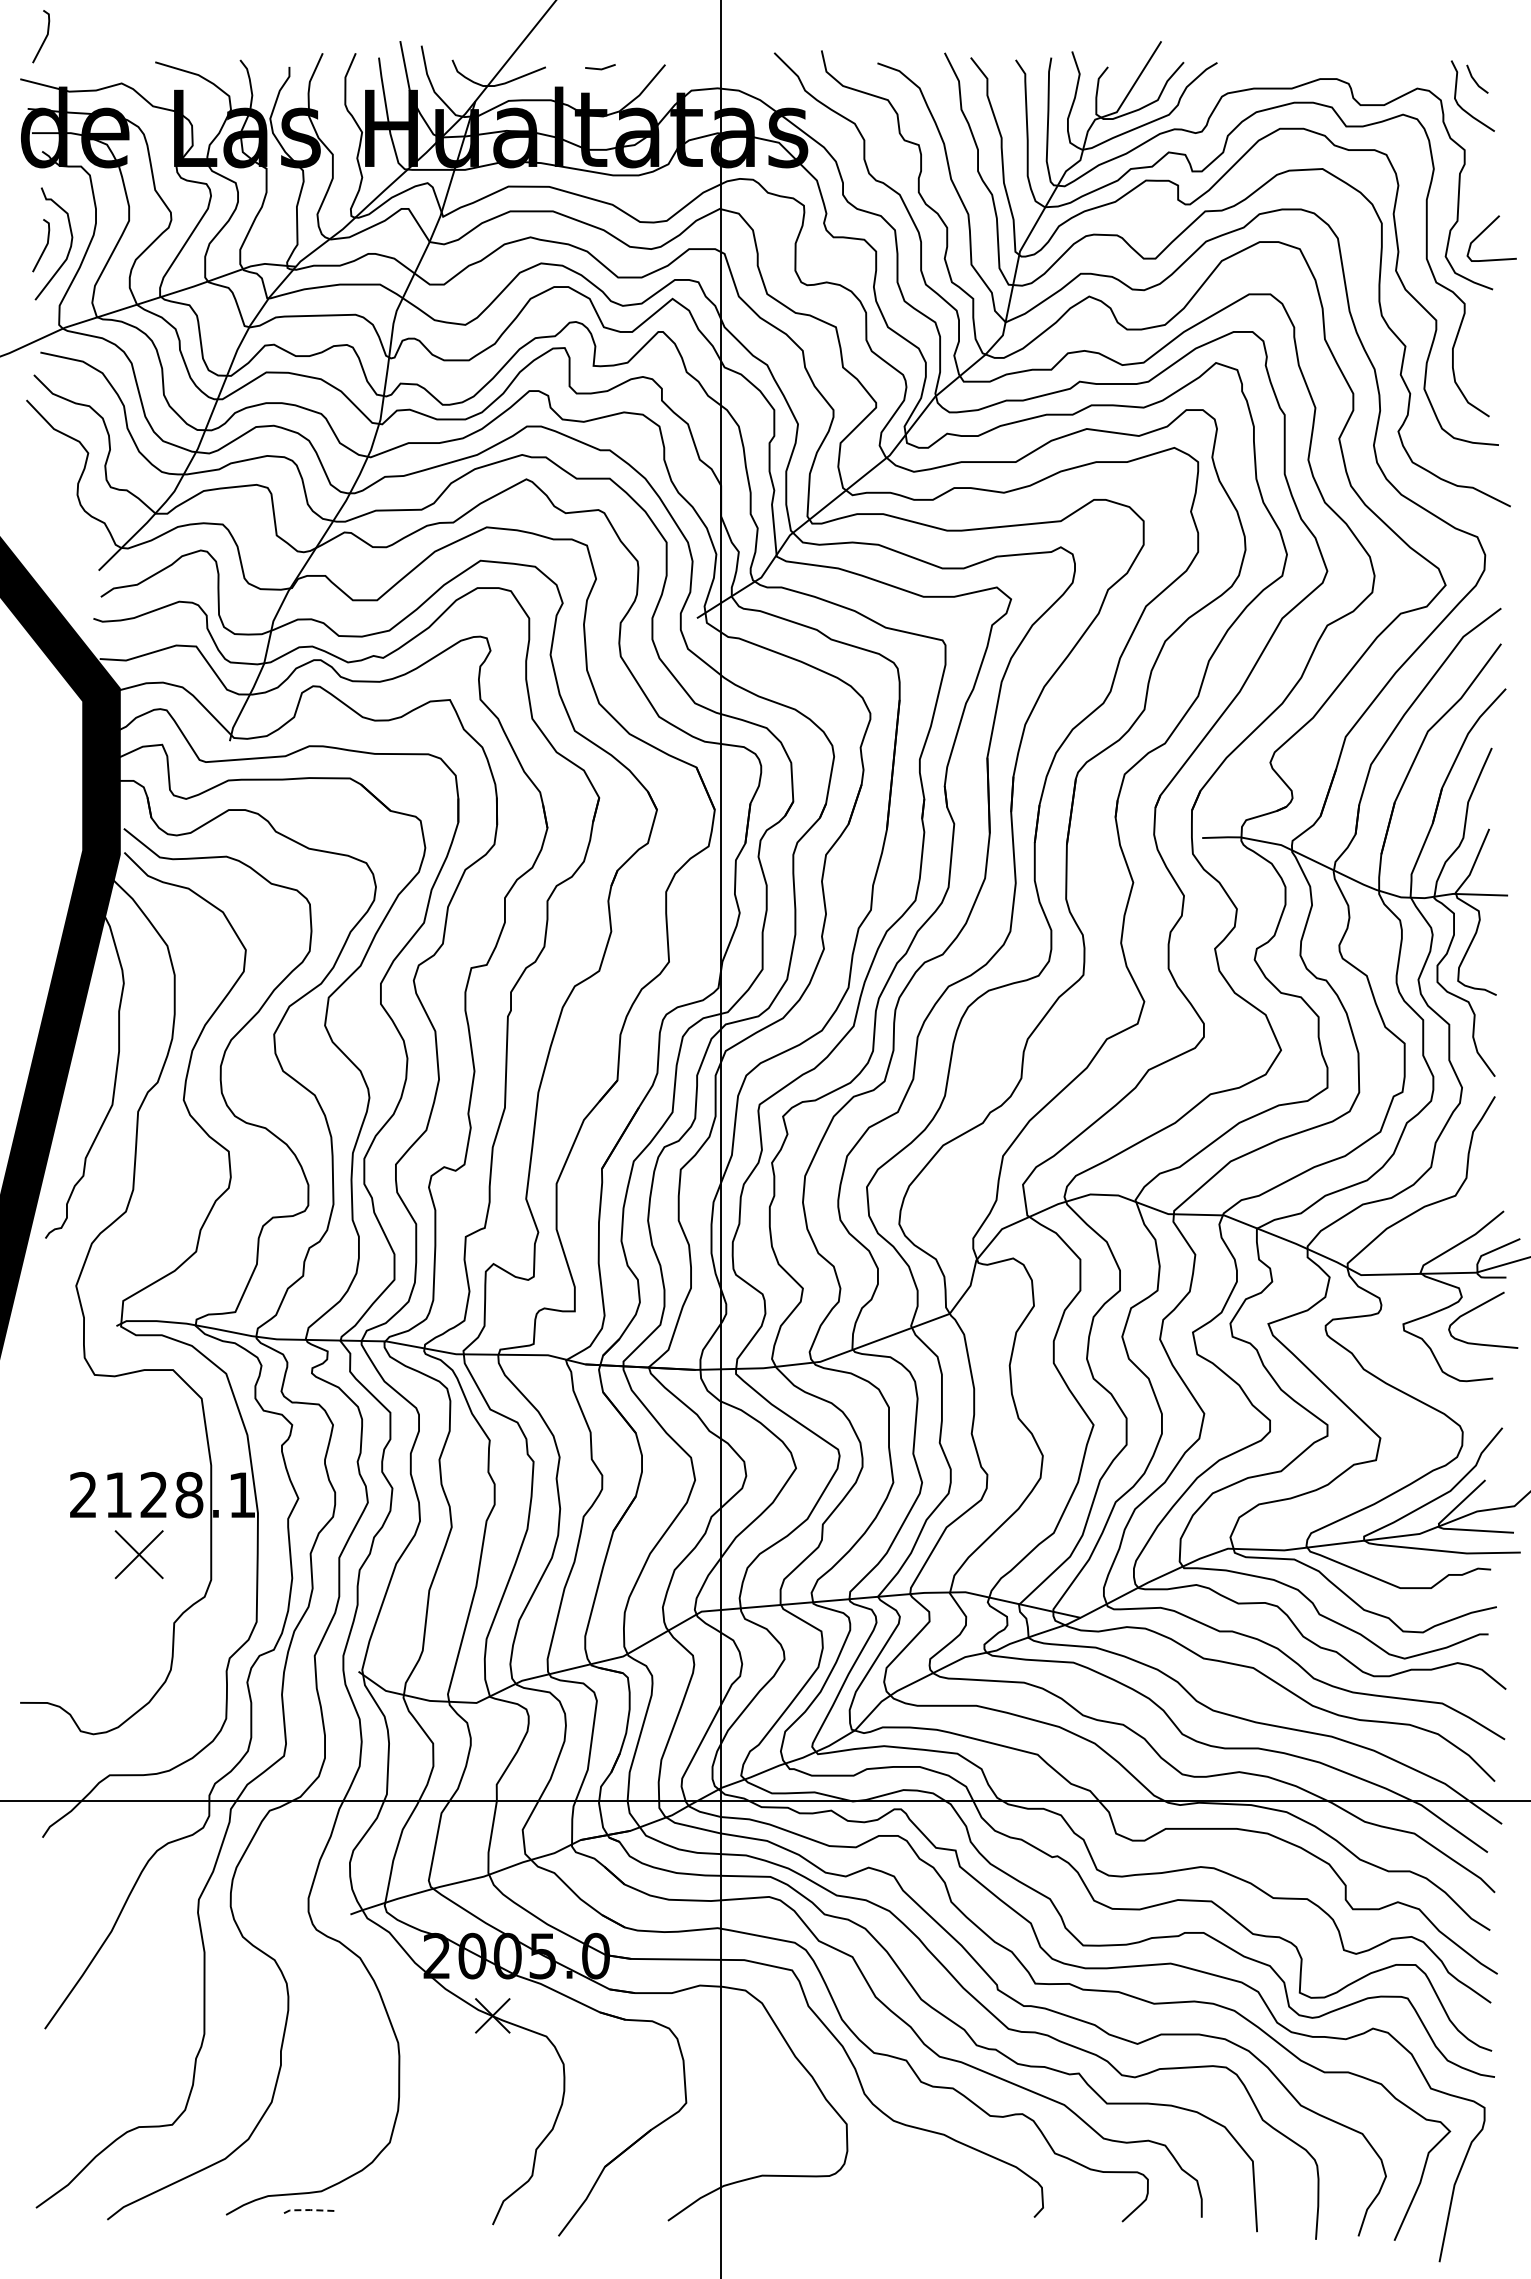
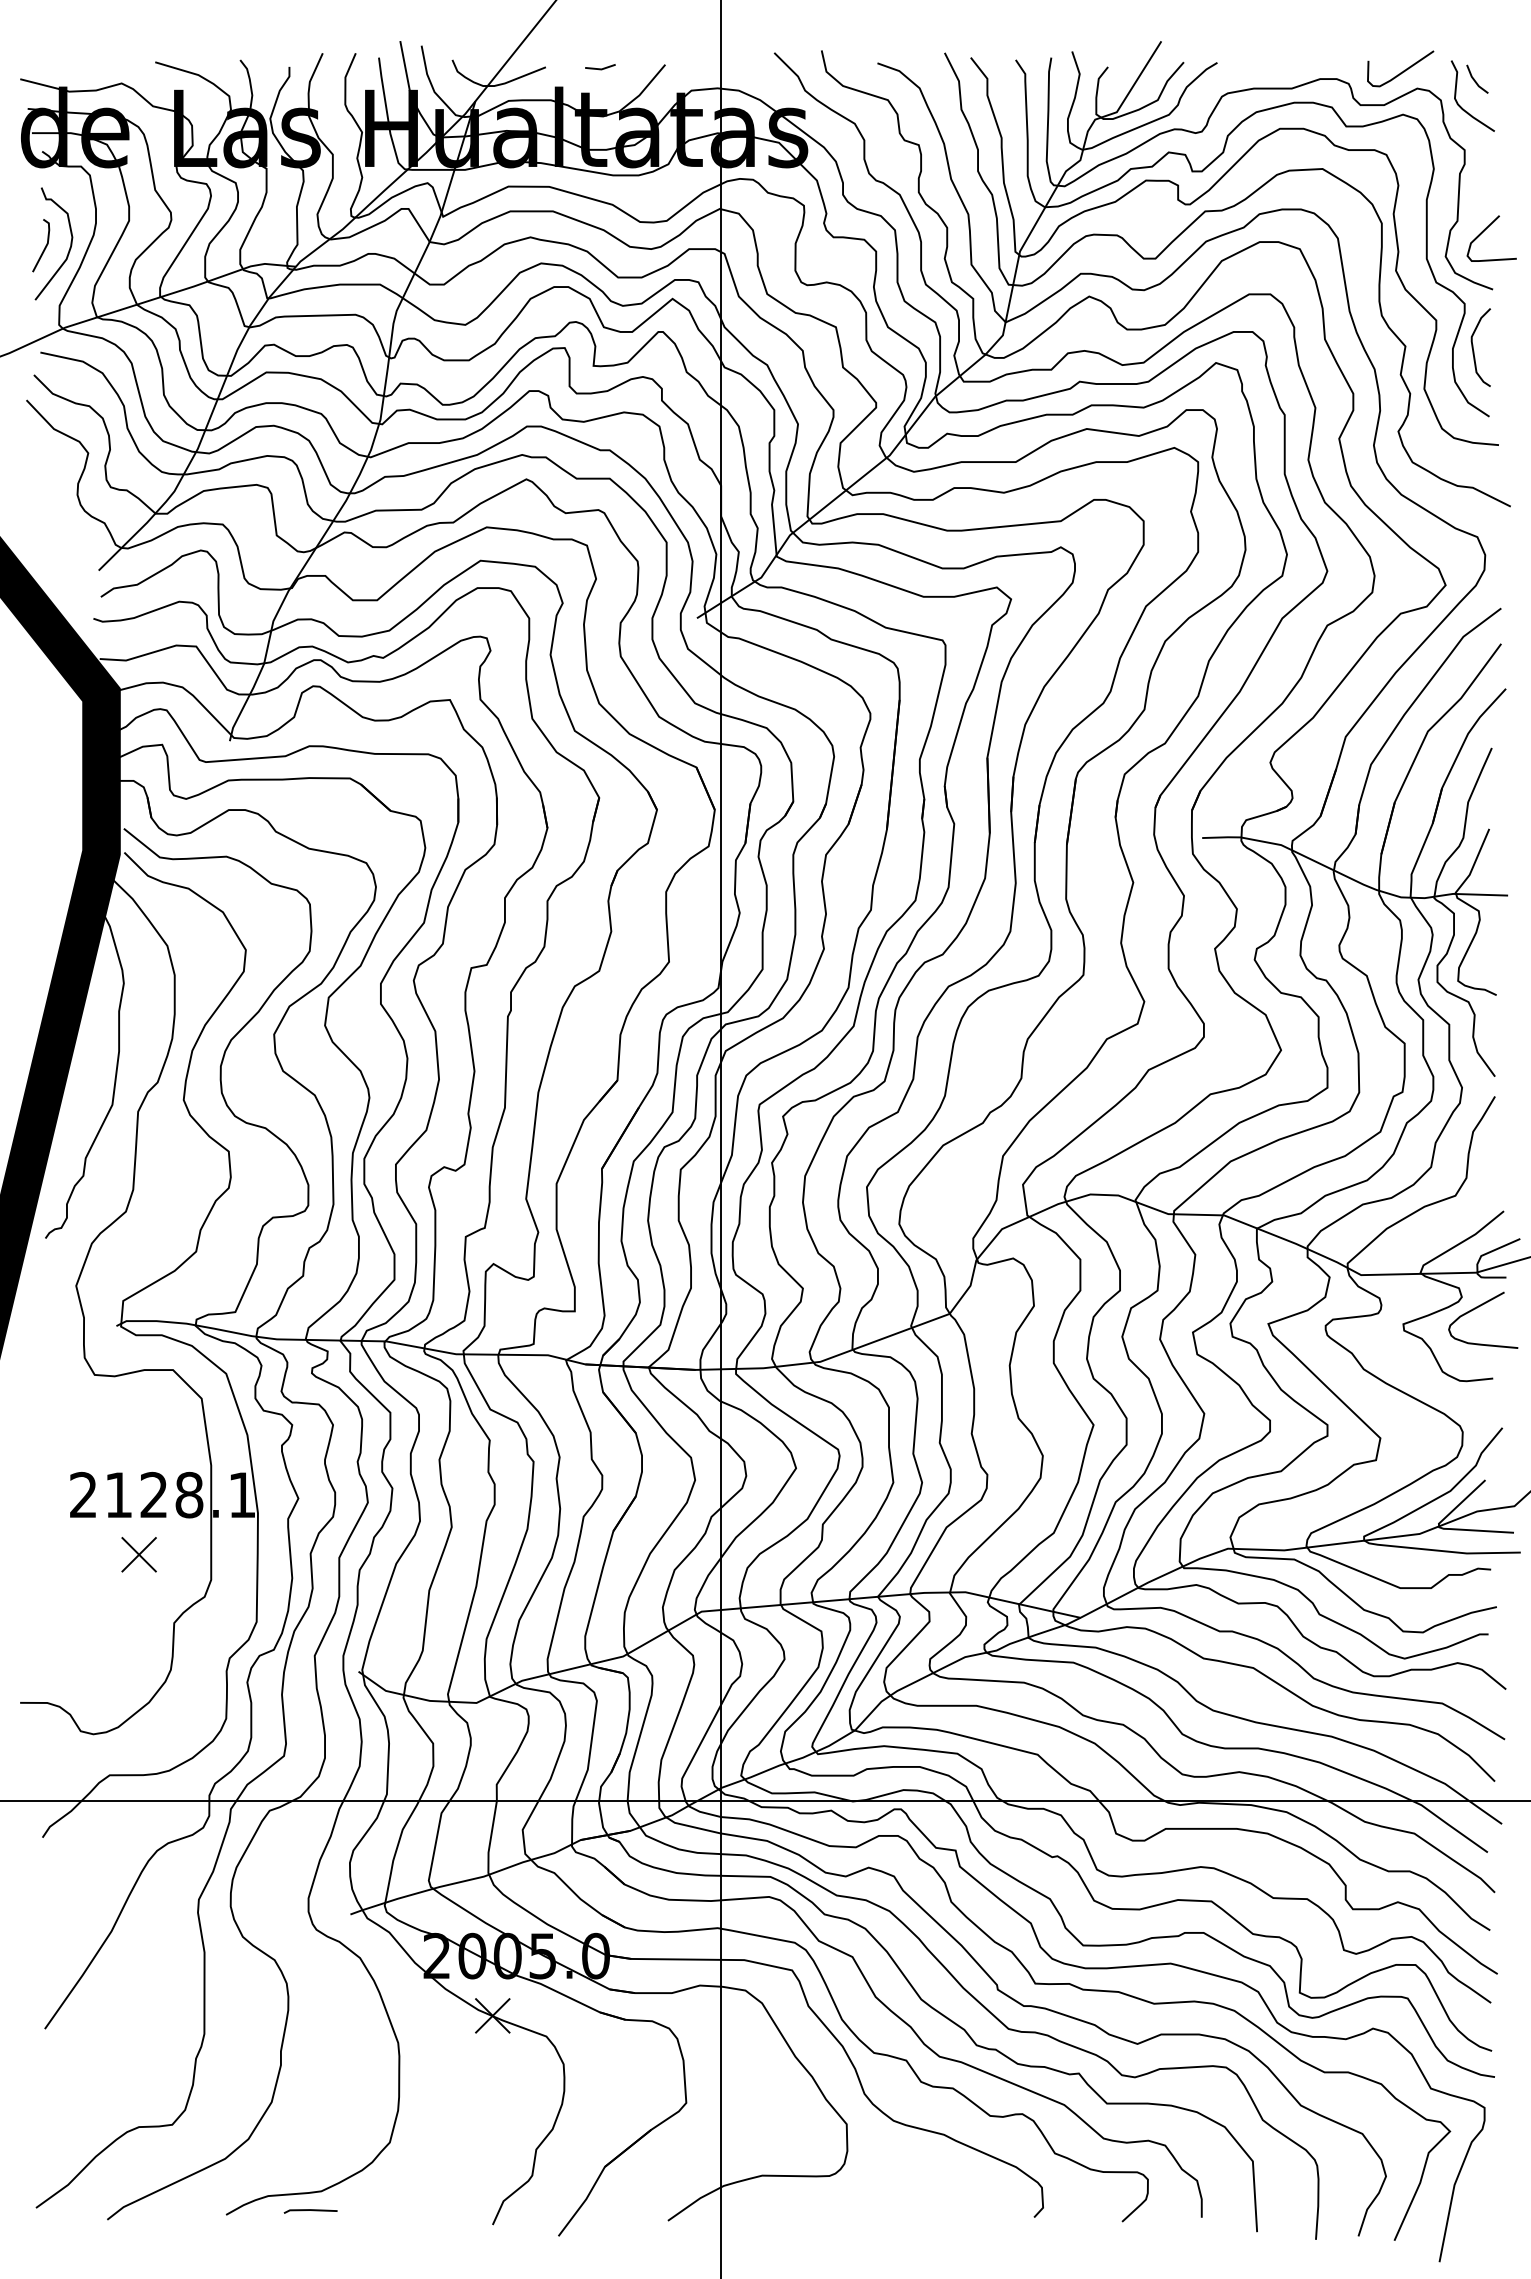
line: present -> none (44, 38)
curve: none -> present (1403, 70)
curve: none -> present (1473, 347)
part size: 50x50 px -> 36x36 px (138, 1554)
line: dashed -> solid (310, 2210)
